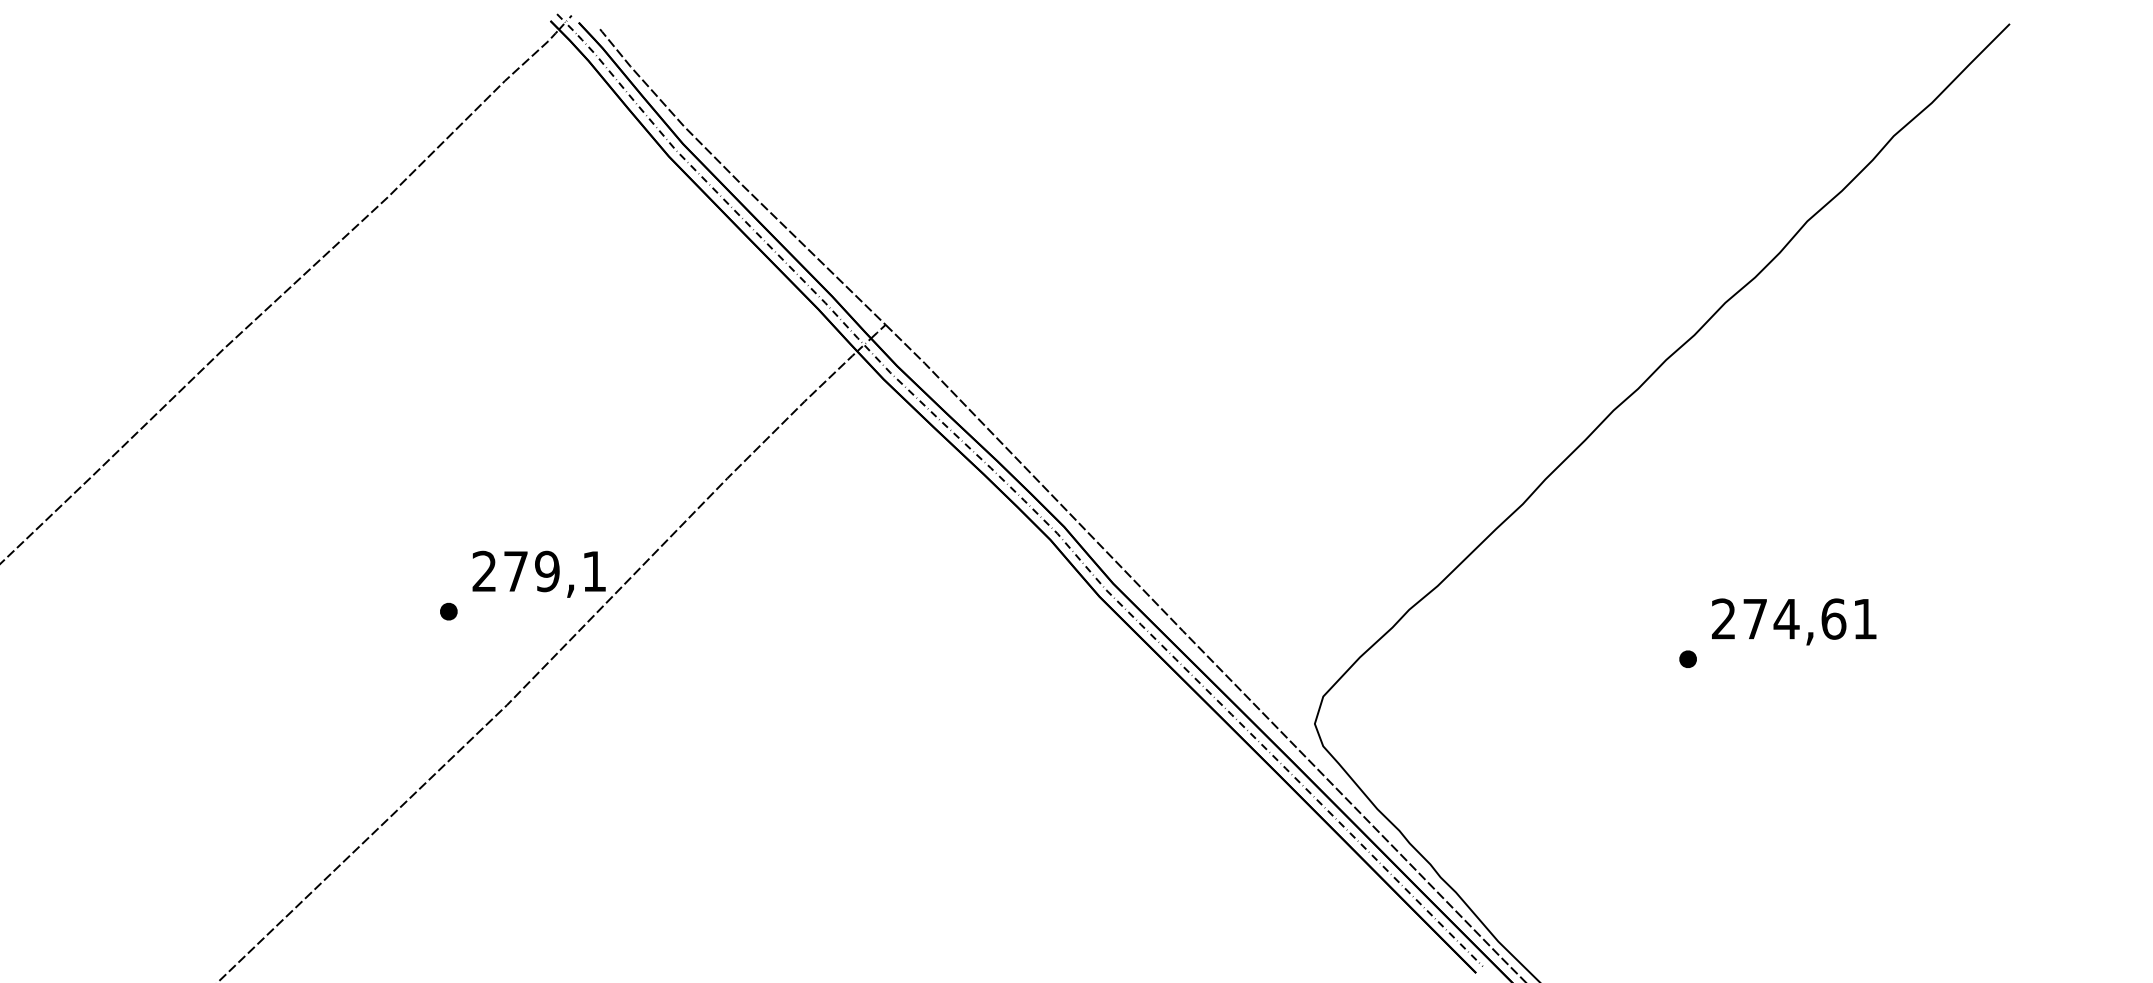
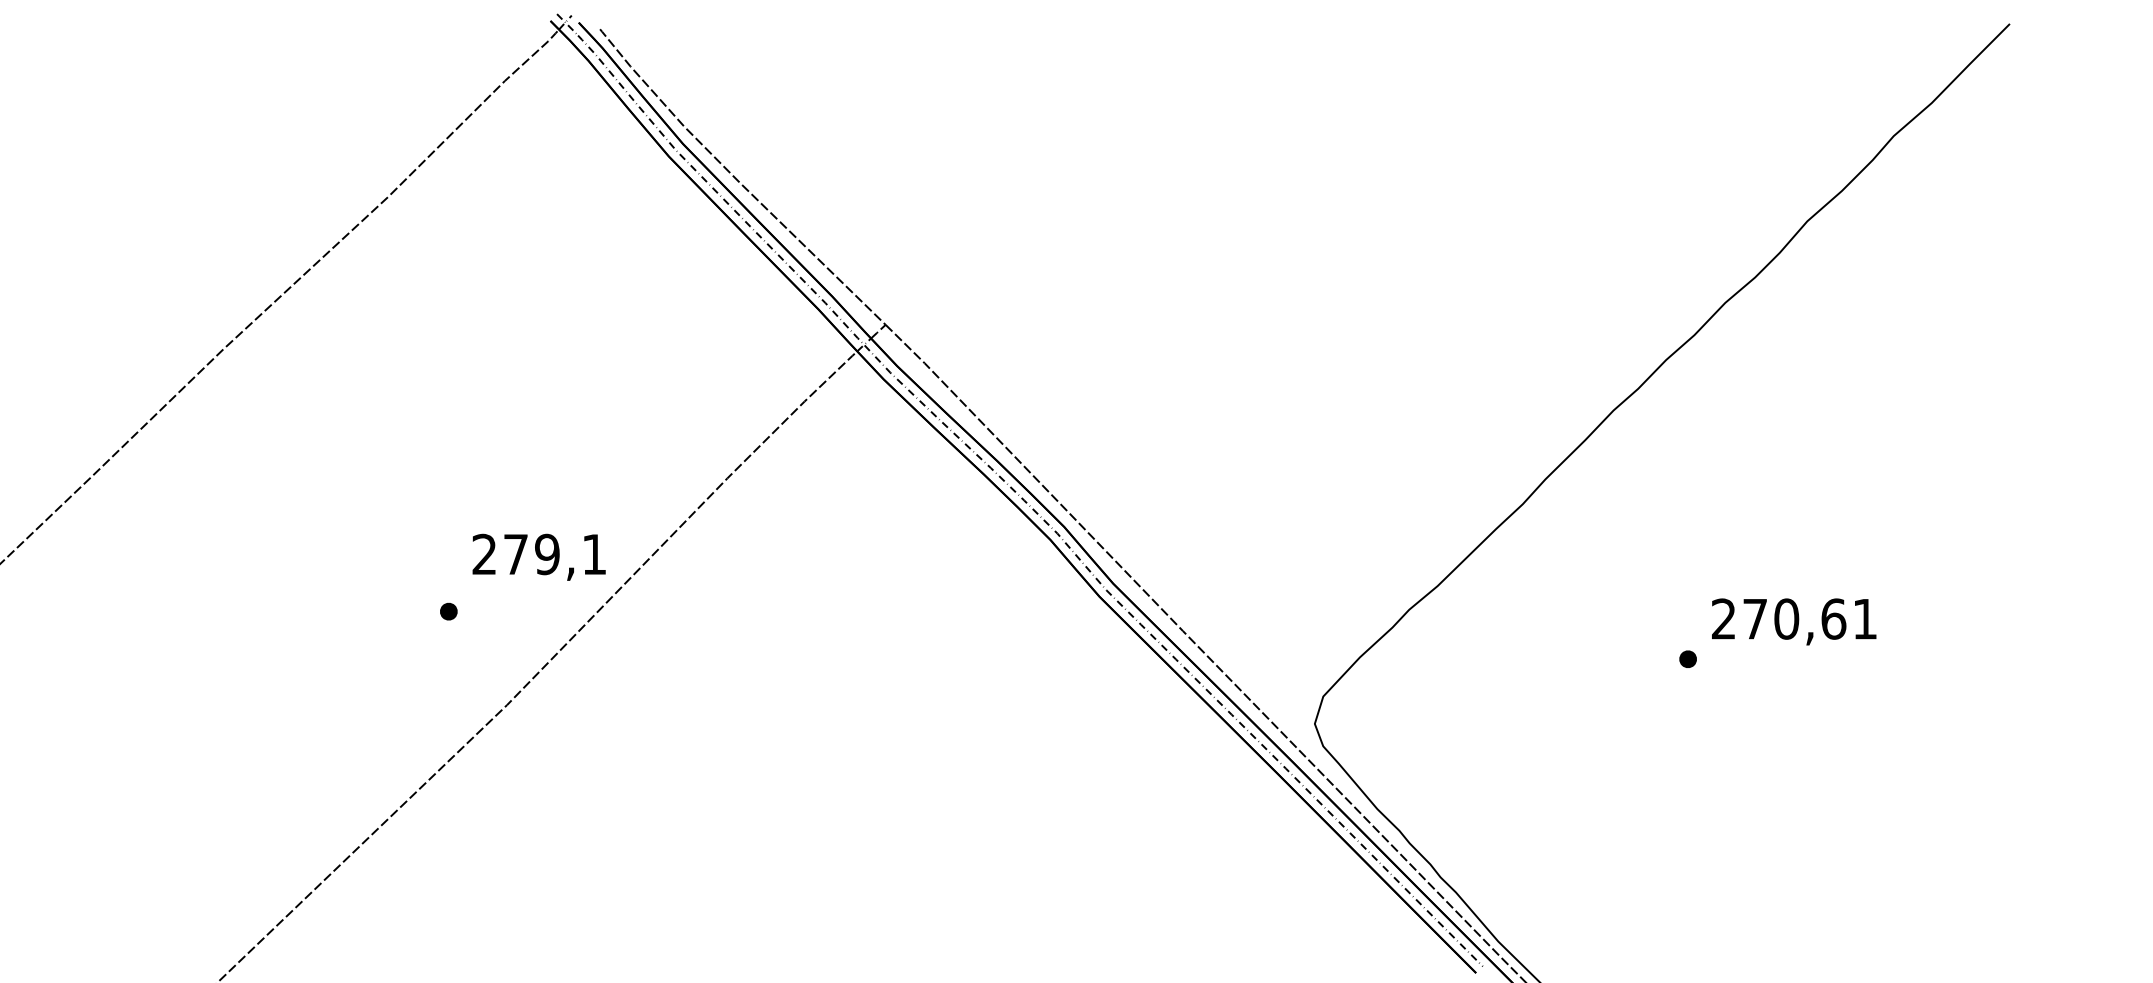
text position: (538, 573) -> (538, 556) (538, 556)
text: 274,61 -> 270,61 (1786, 618)
